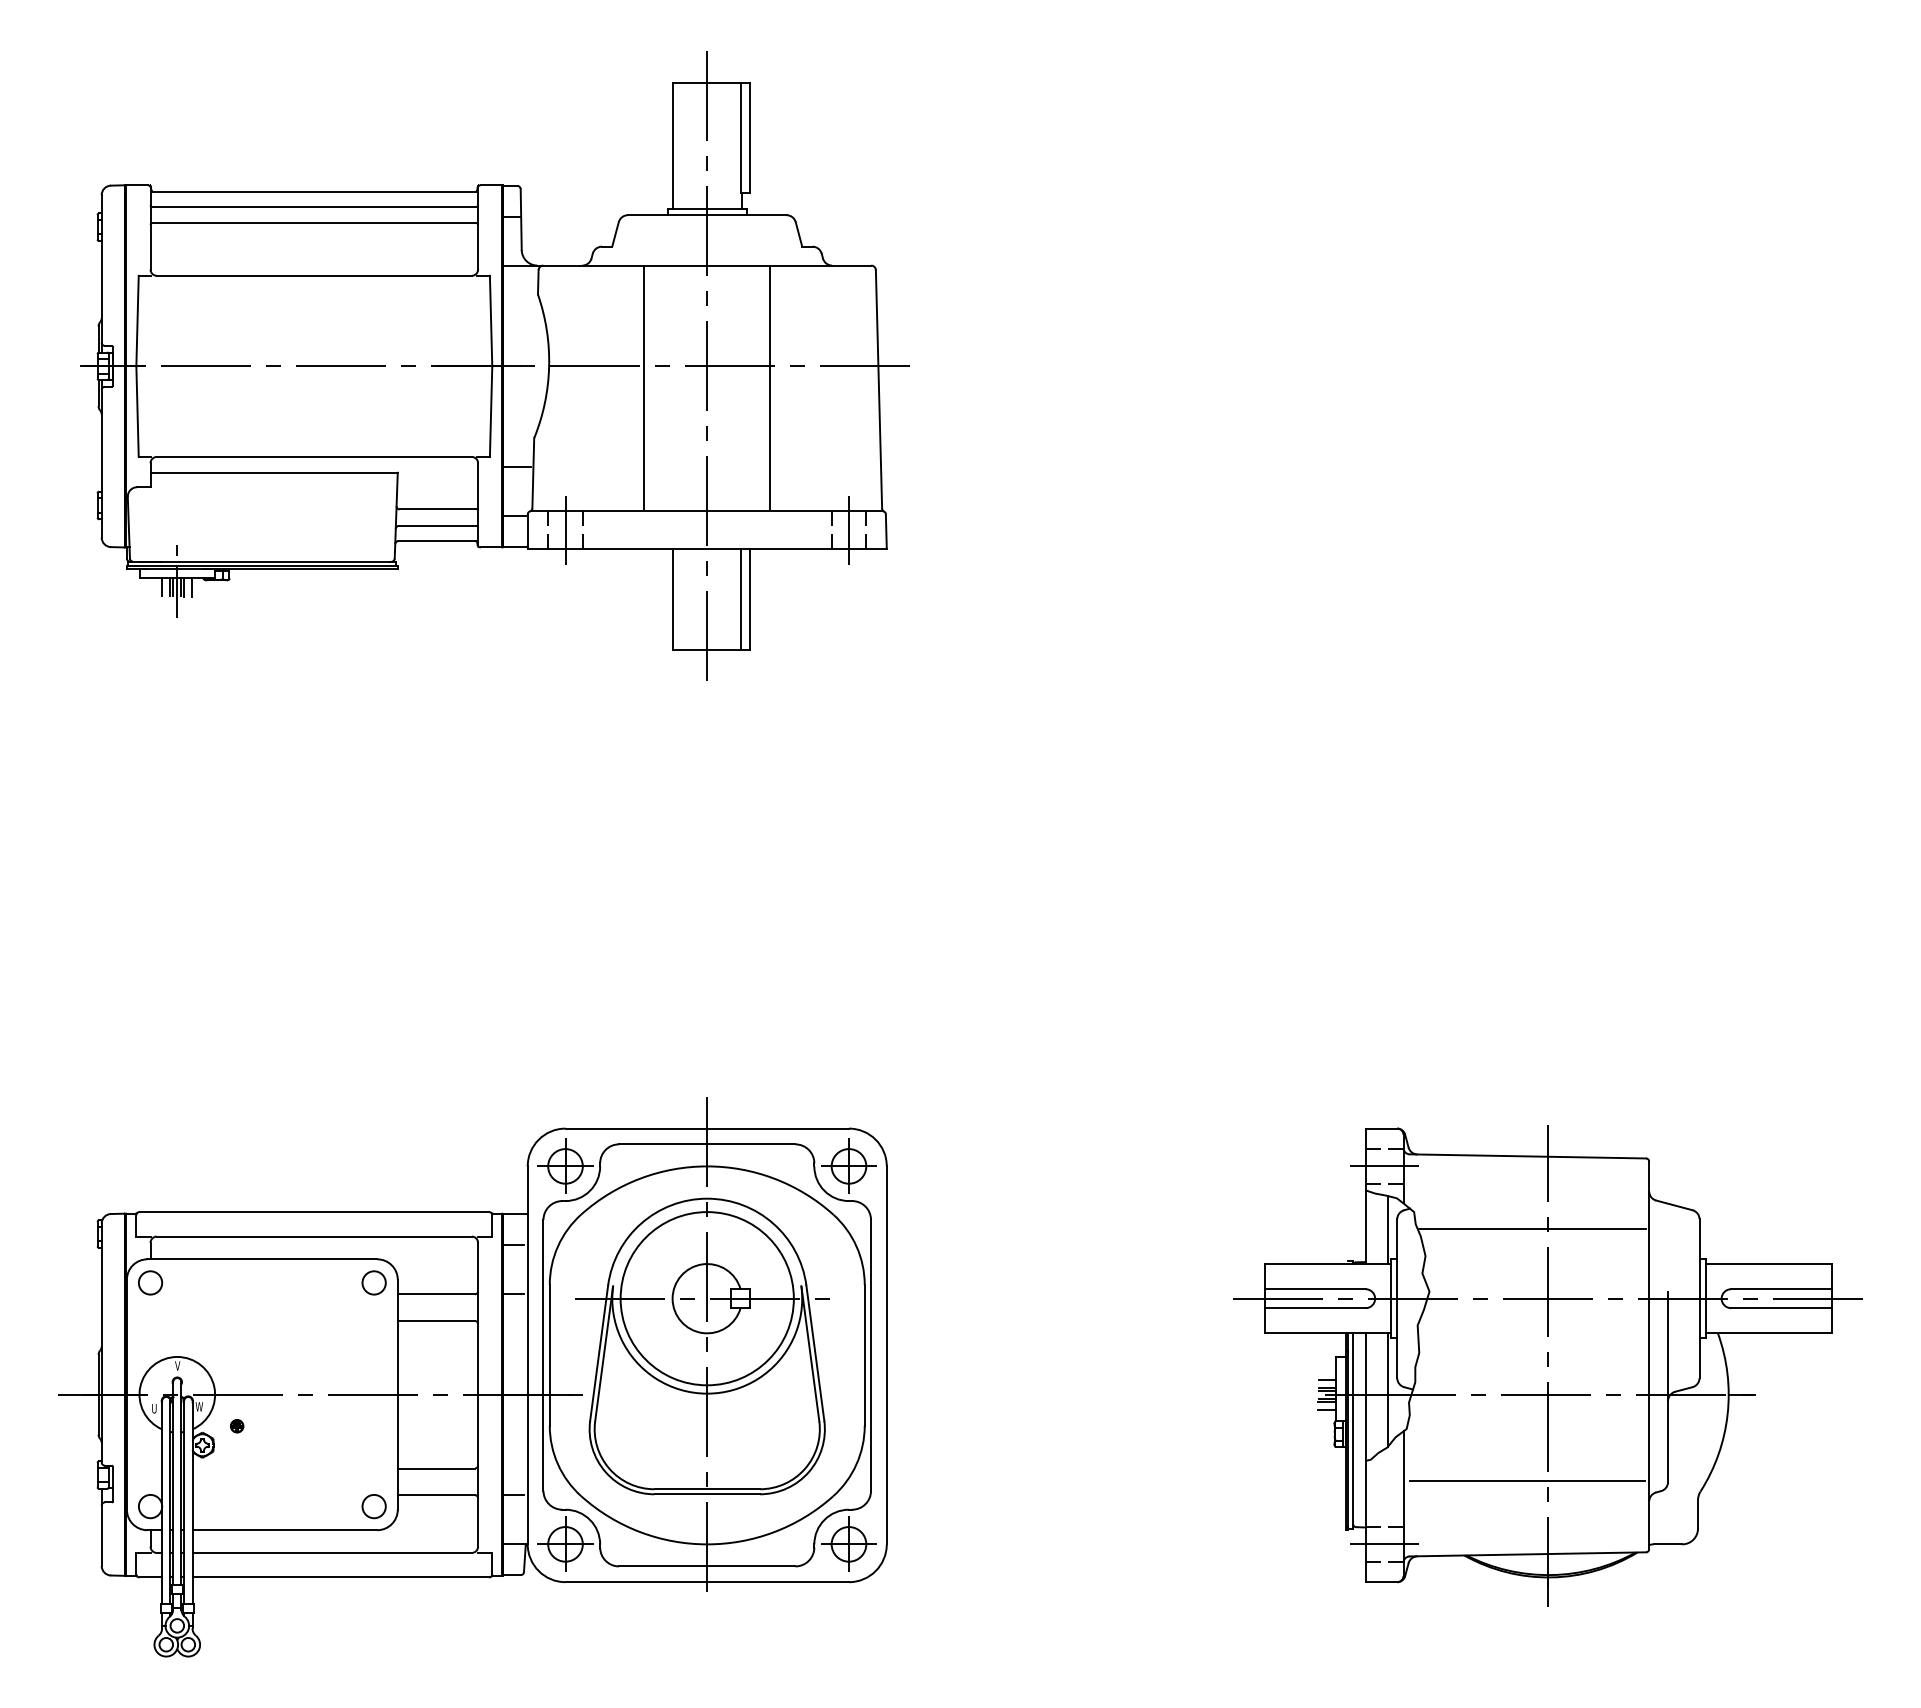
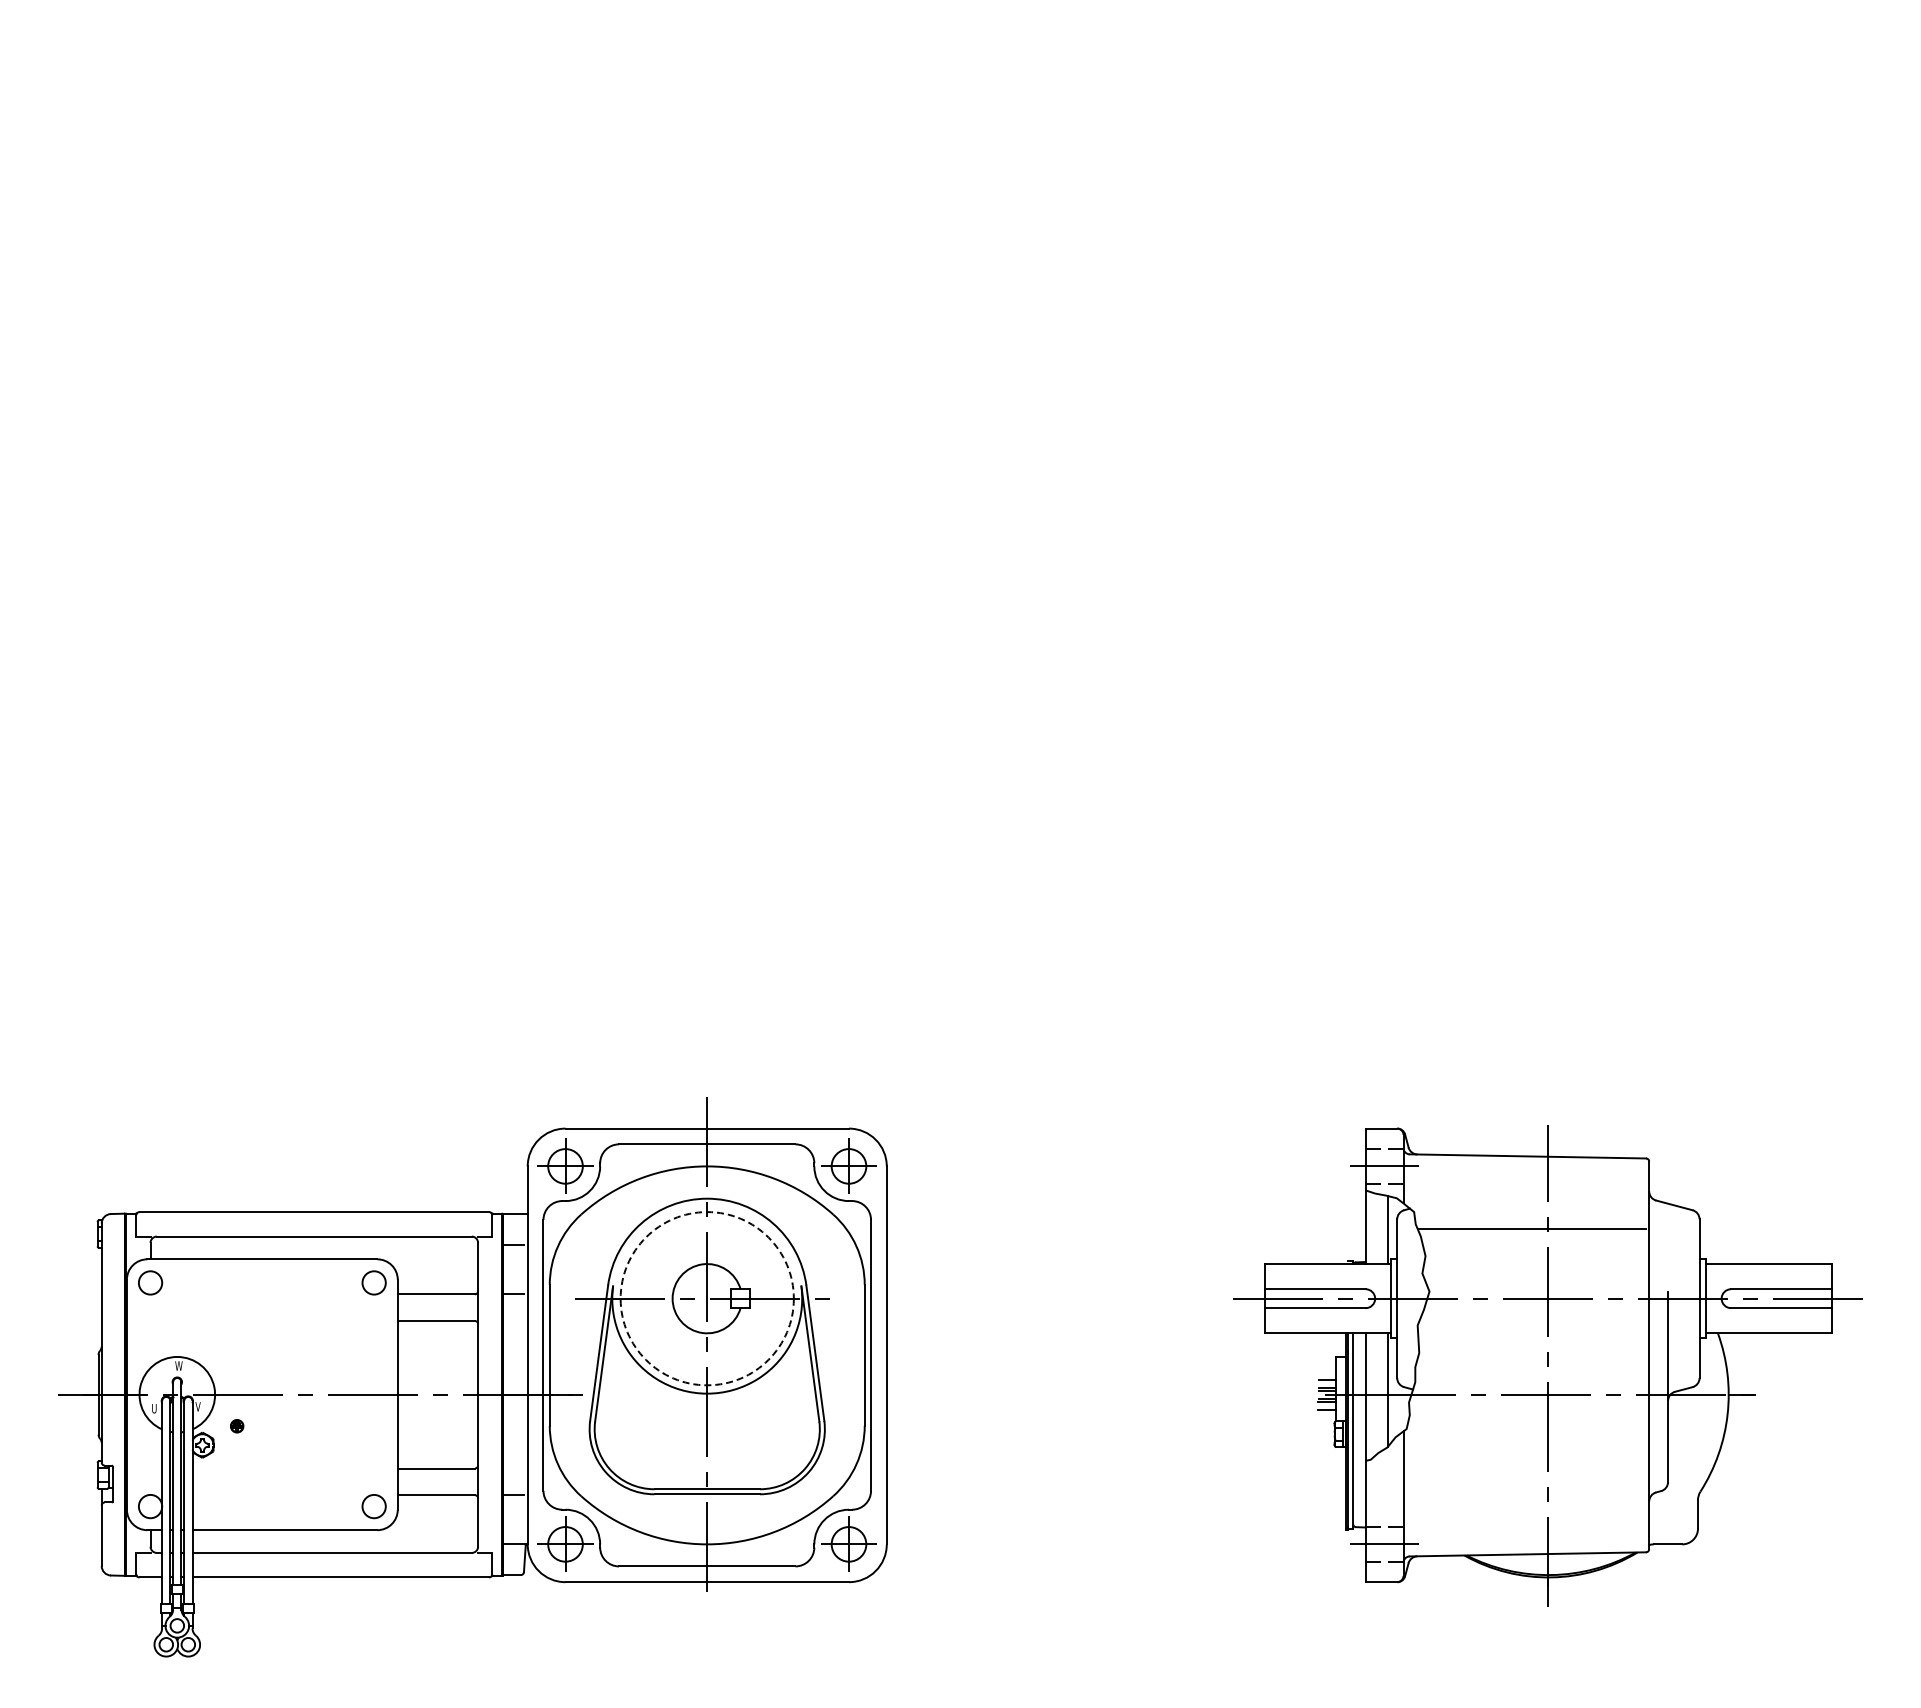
part: present -> none (494, 365)
circle: solid -> dashed (706, 1298)
text: V -> W (178, 1365)
text: W -> V (198, 1406)
line: present -> none (1526, 1481)
